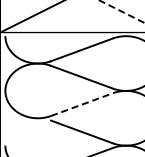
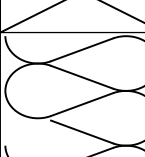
line: dashed -> solid (122, 12)
line: dashed -> solid (82, 104)
